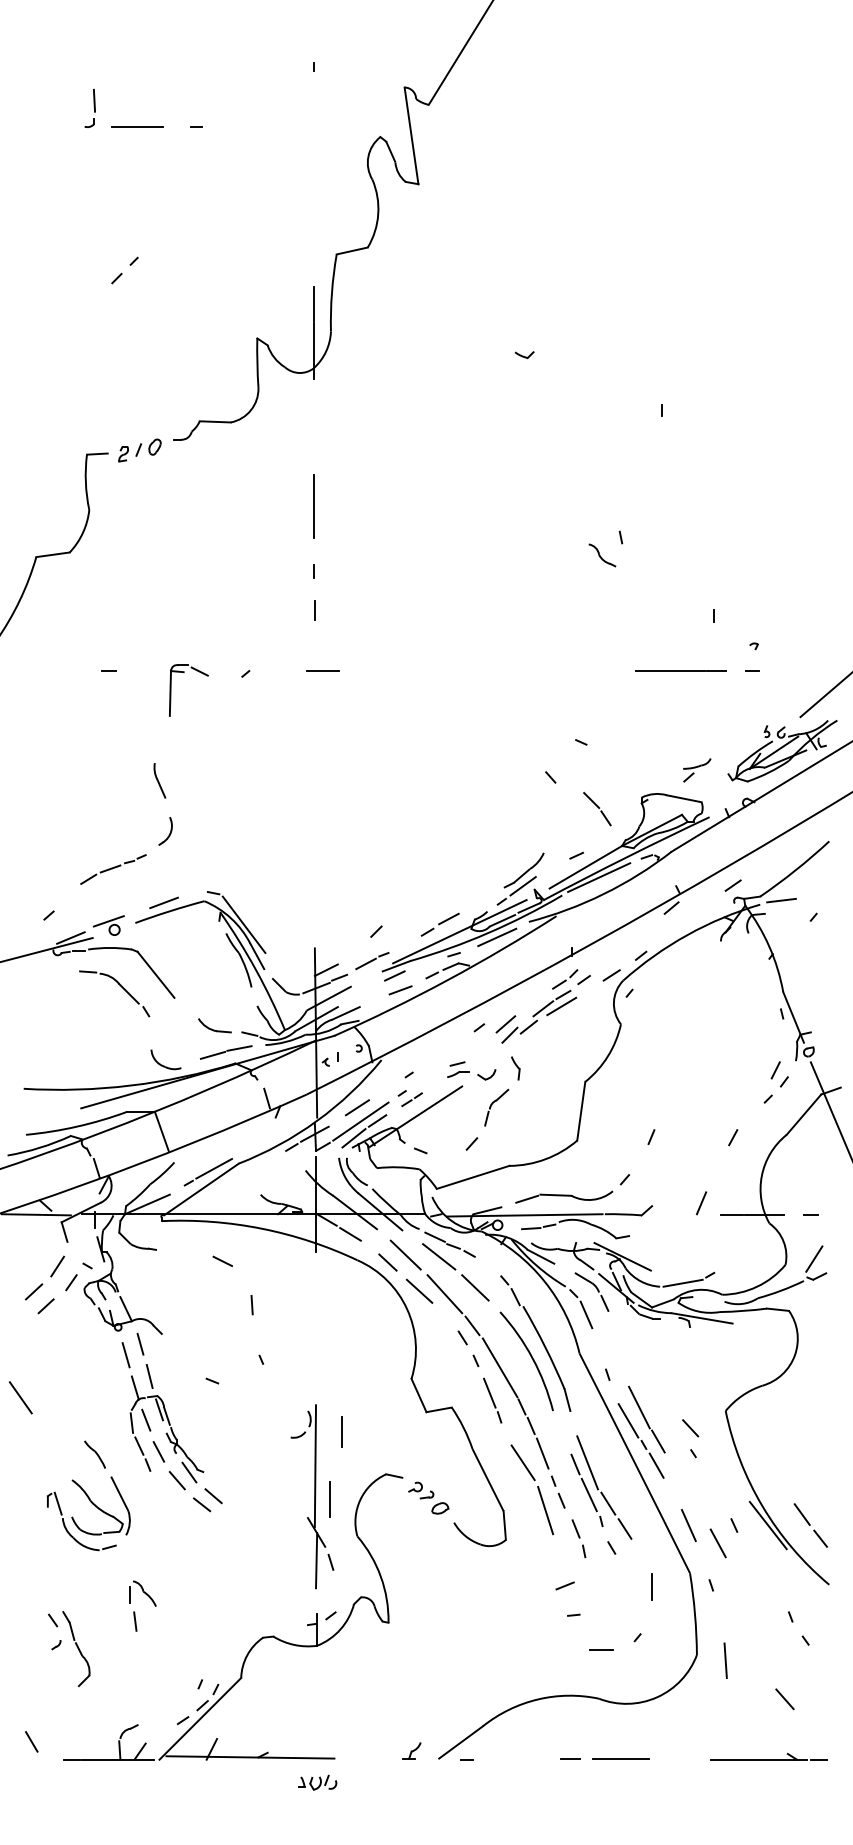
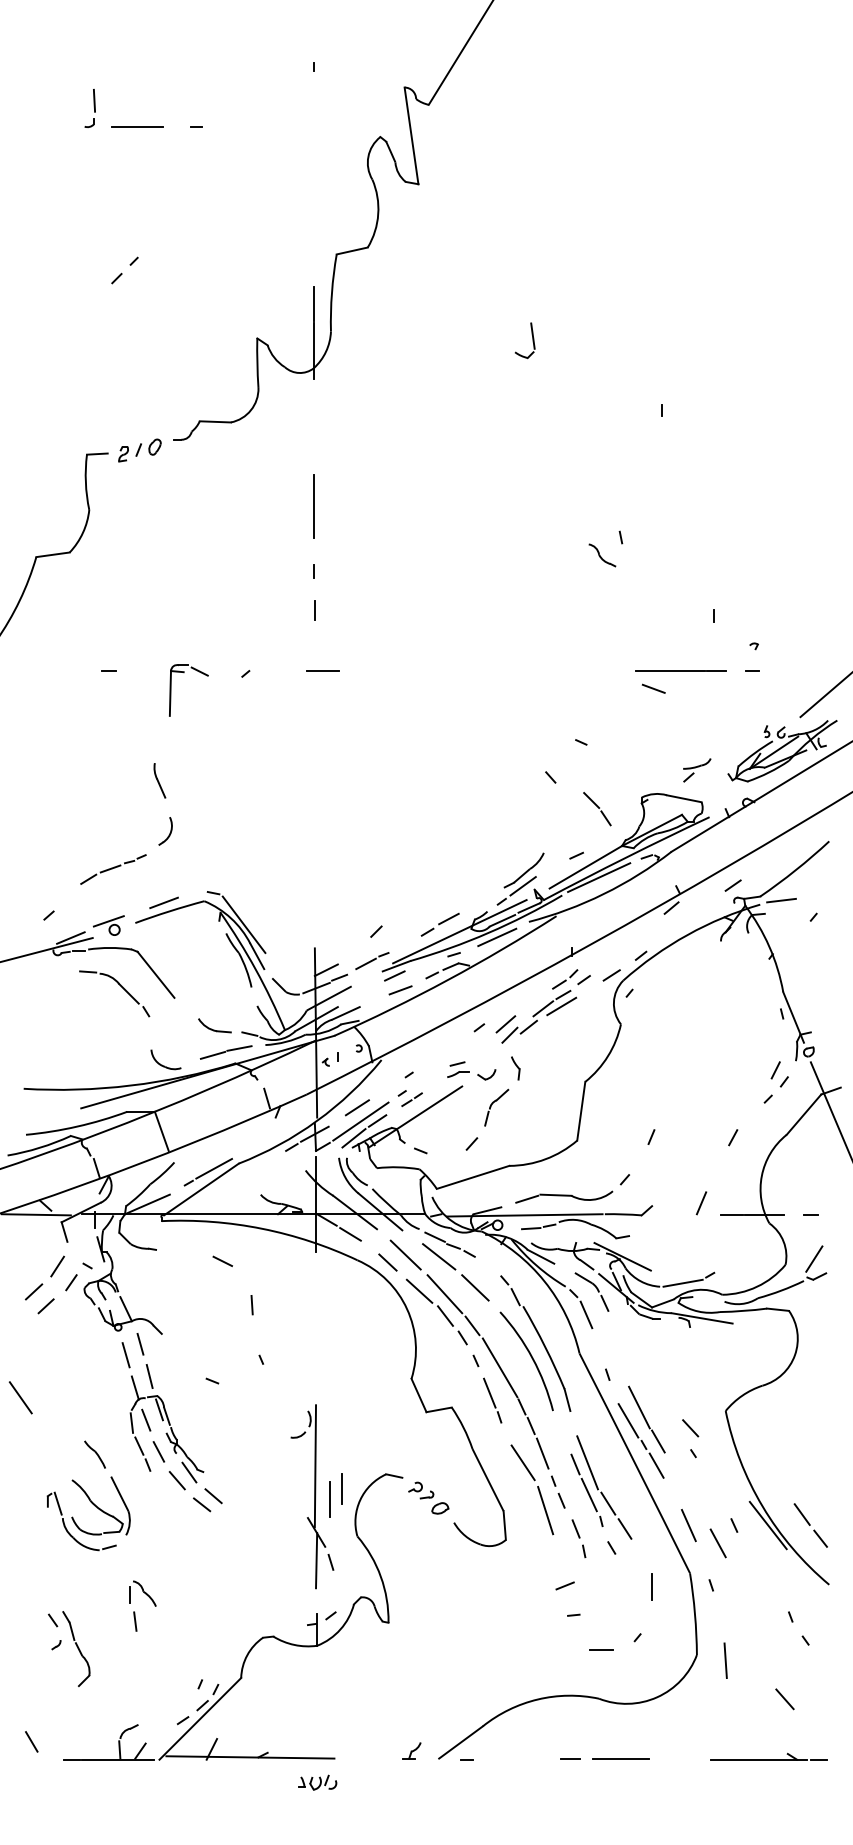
line: none -> present (532, 335)
line: none -> present (653, 688)
line: none -> present (445, 1315)
line position: (341, 1431) -> (341, 1488) (341, 1488)
